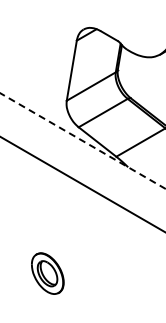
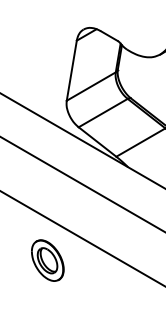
line: dashed -> solid (83, 141)
line: none -> present (82, 238)
part position: (47, 273) -> (47, 260) (47, 260)
